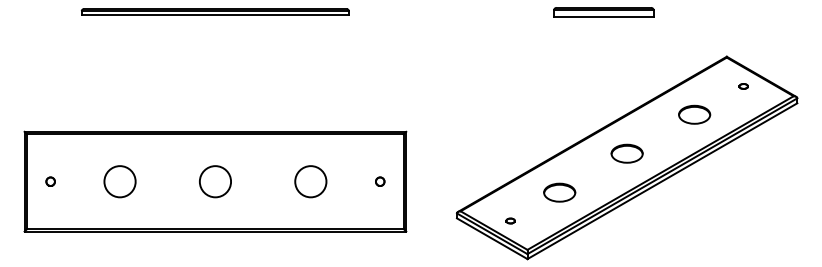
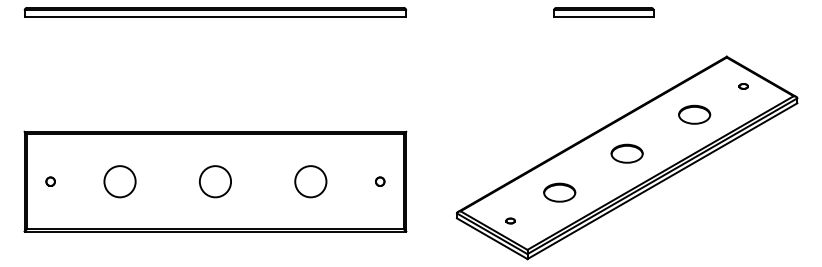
part size: 270x8 px -> 384x11 px (214, 12)
